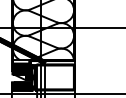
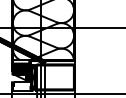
fill: present -> none (21, 86)
